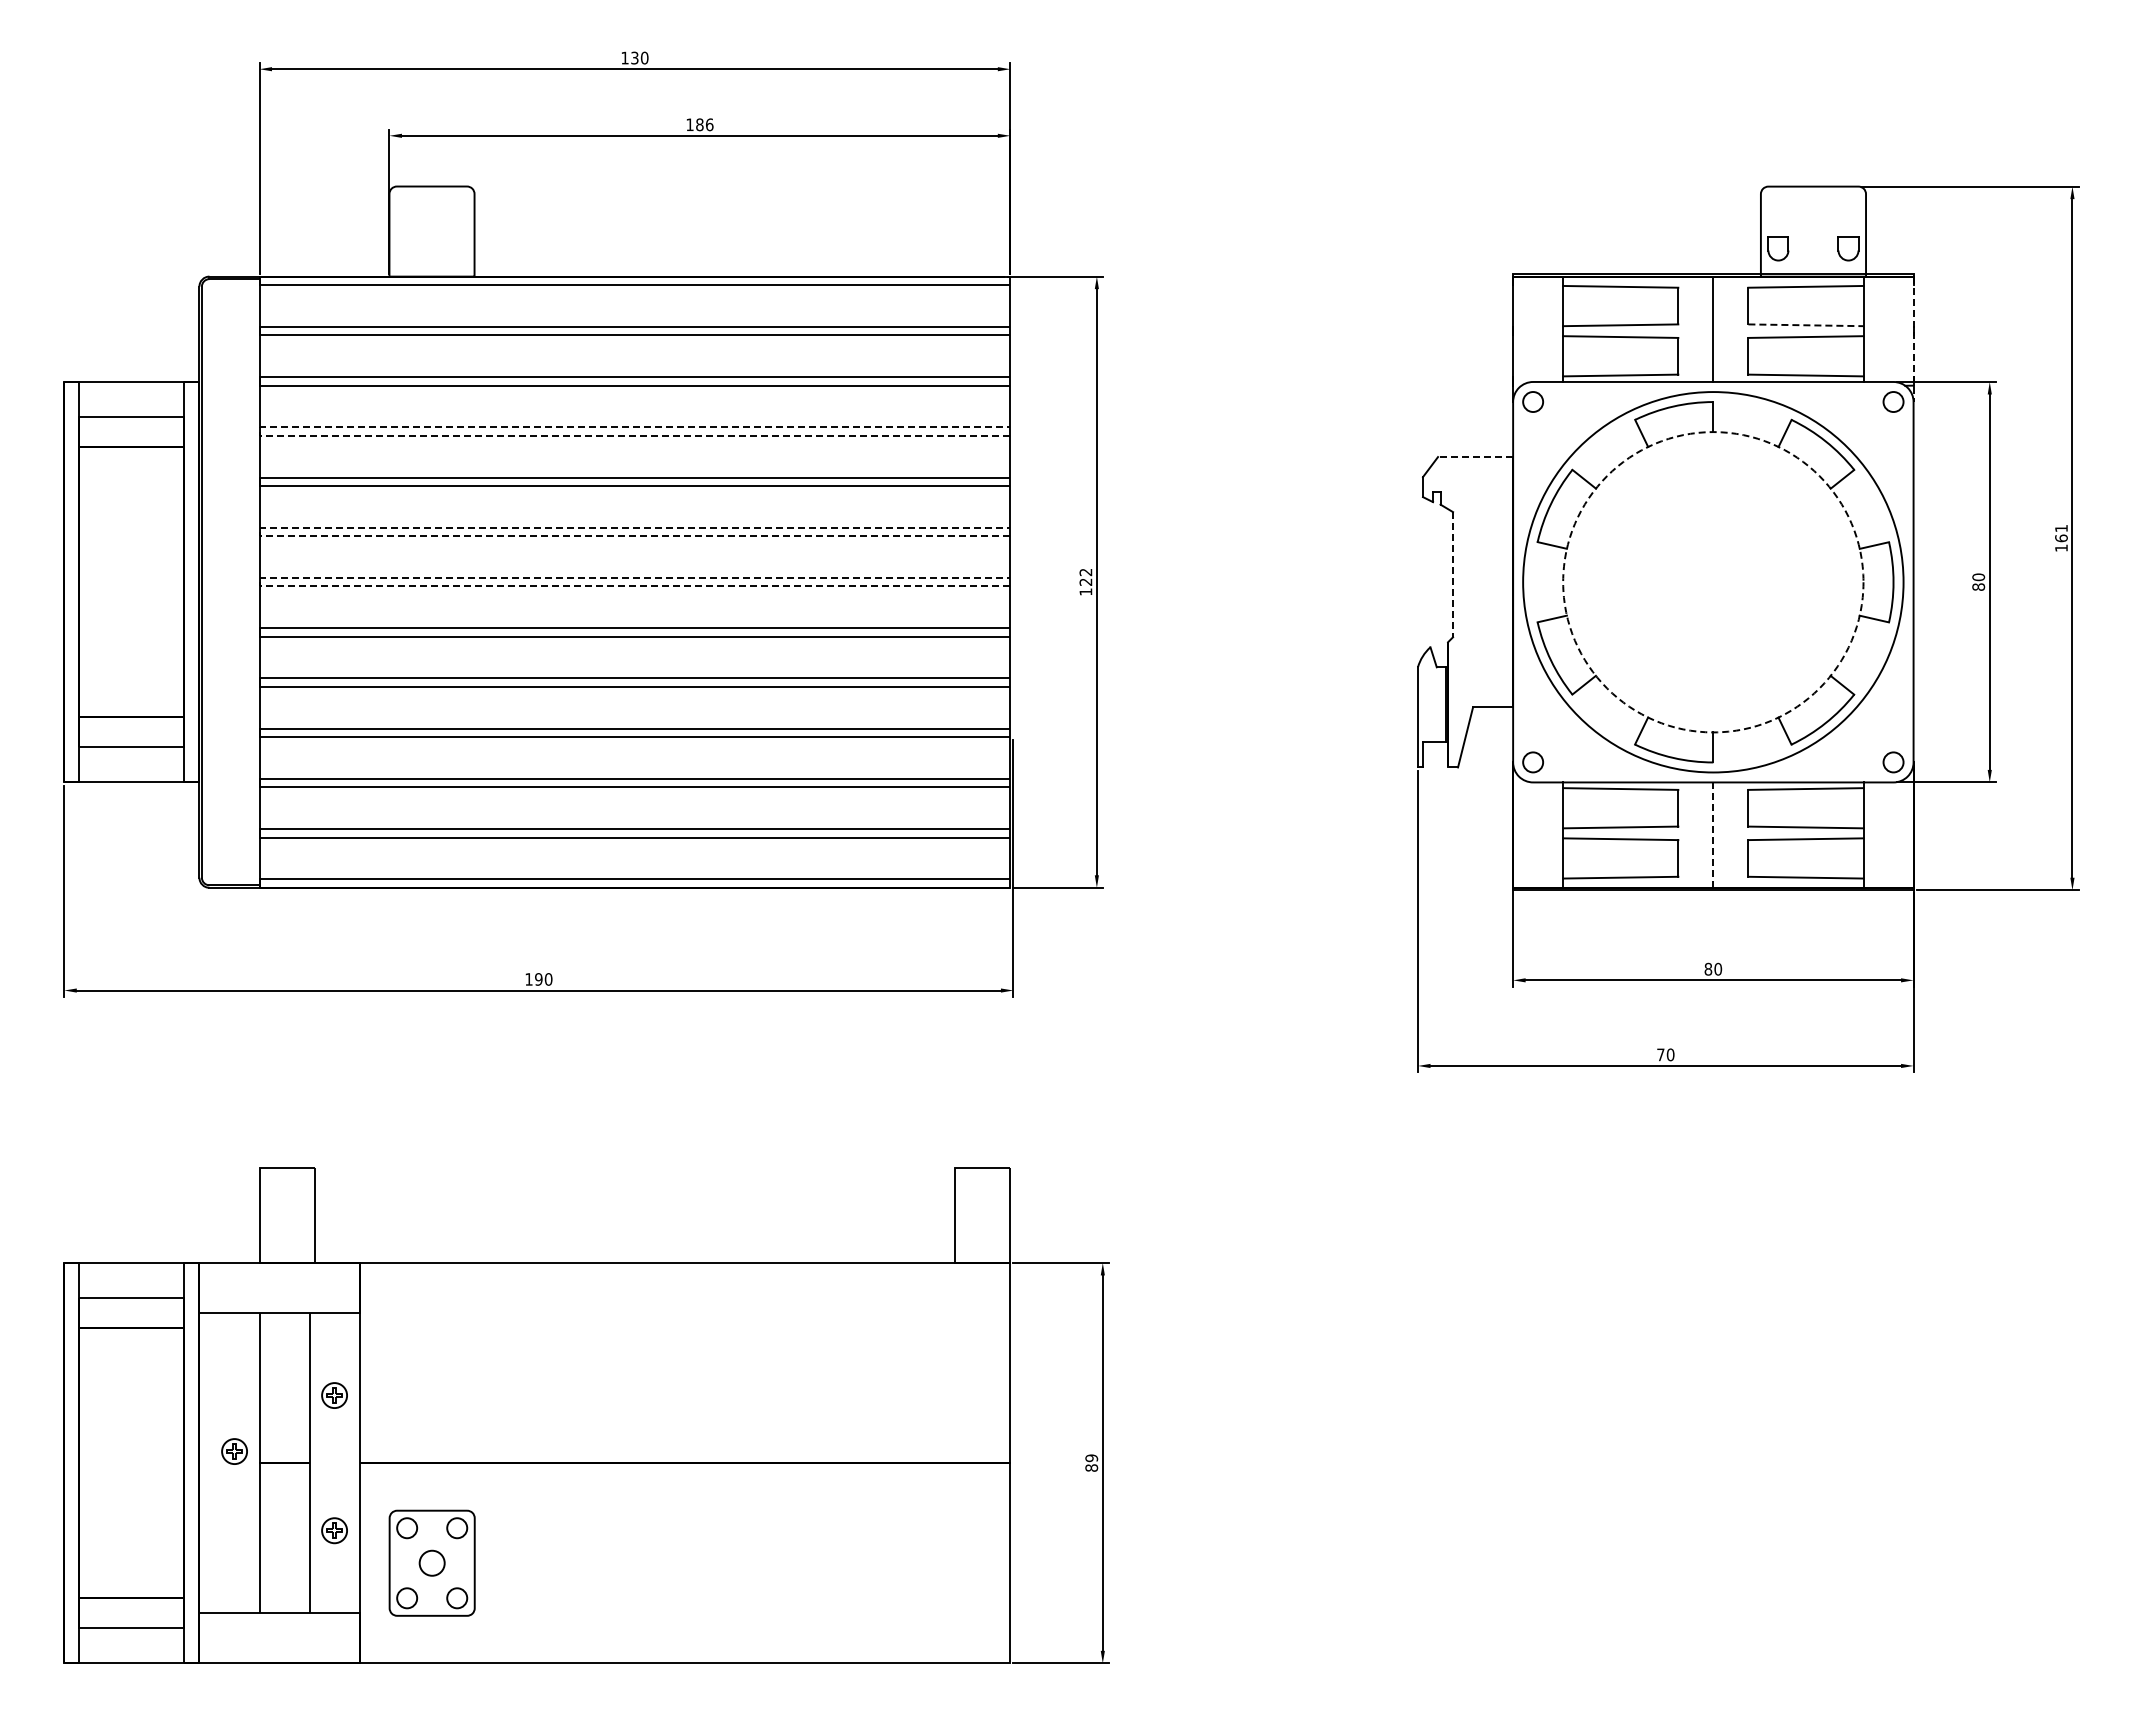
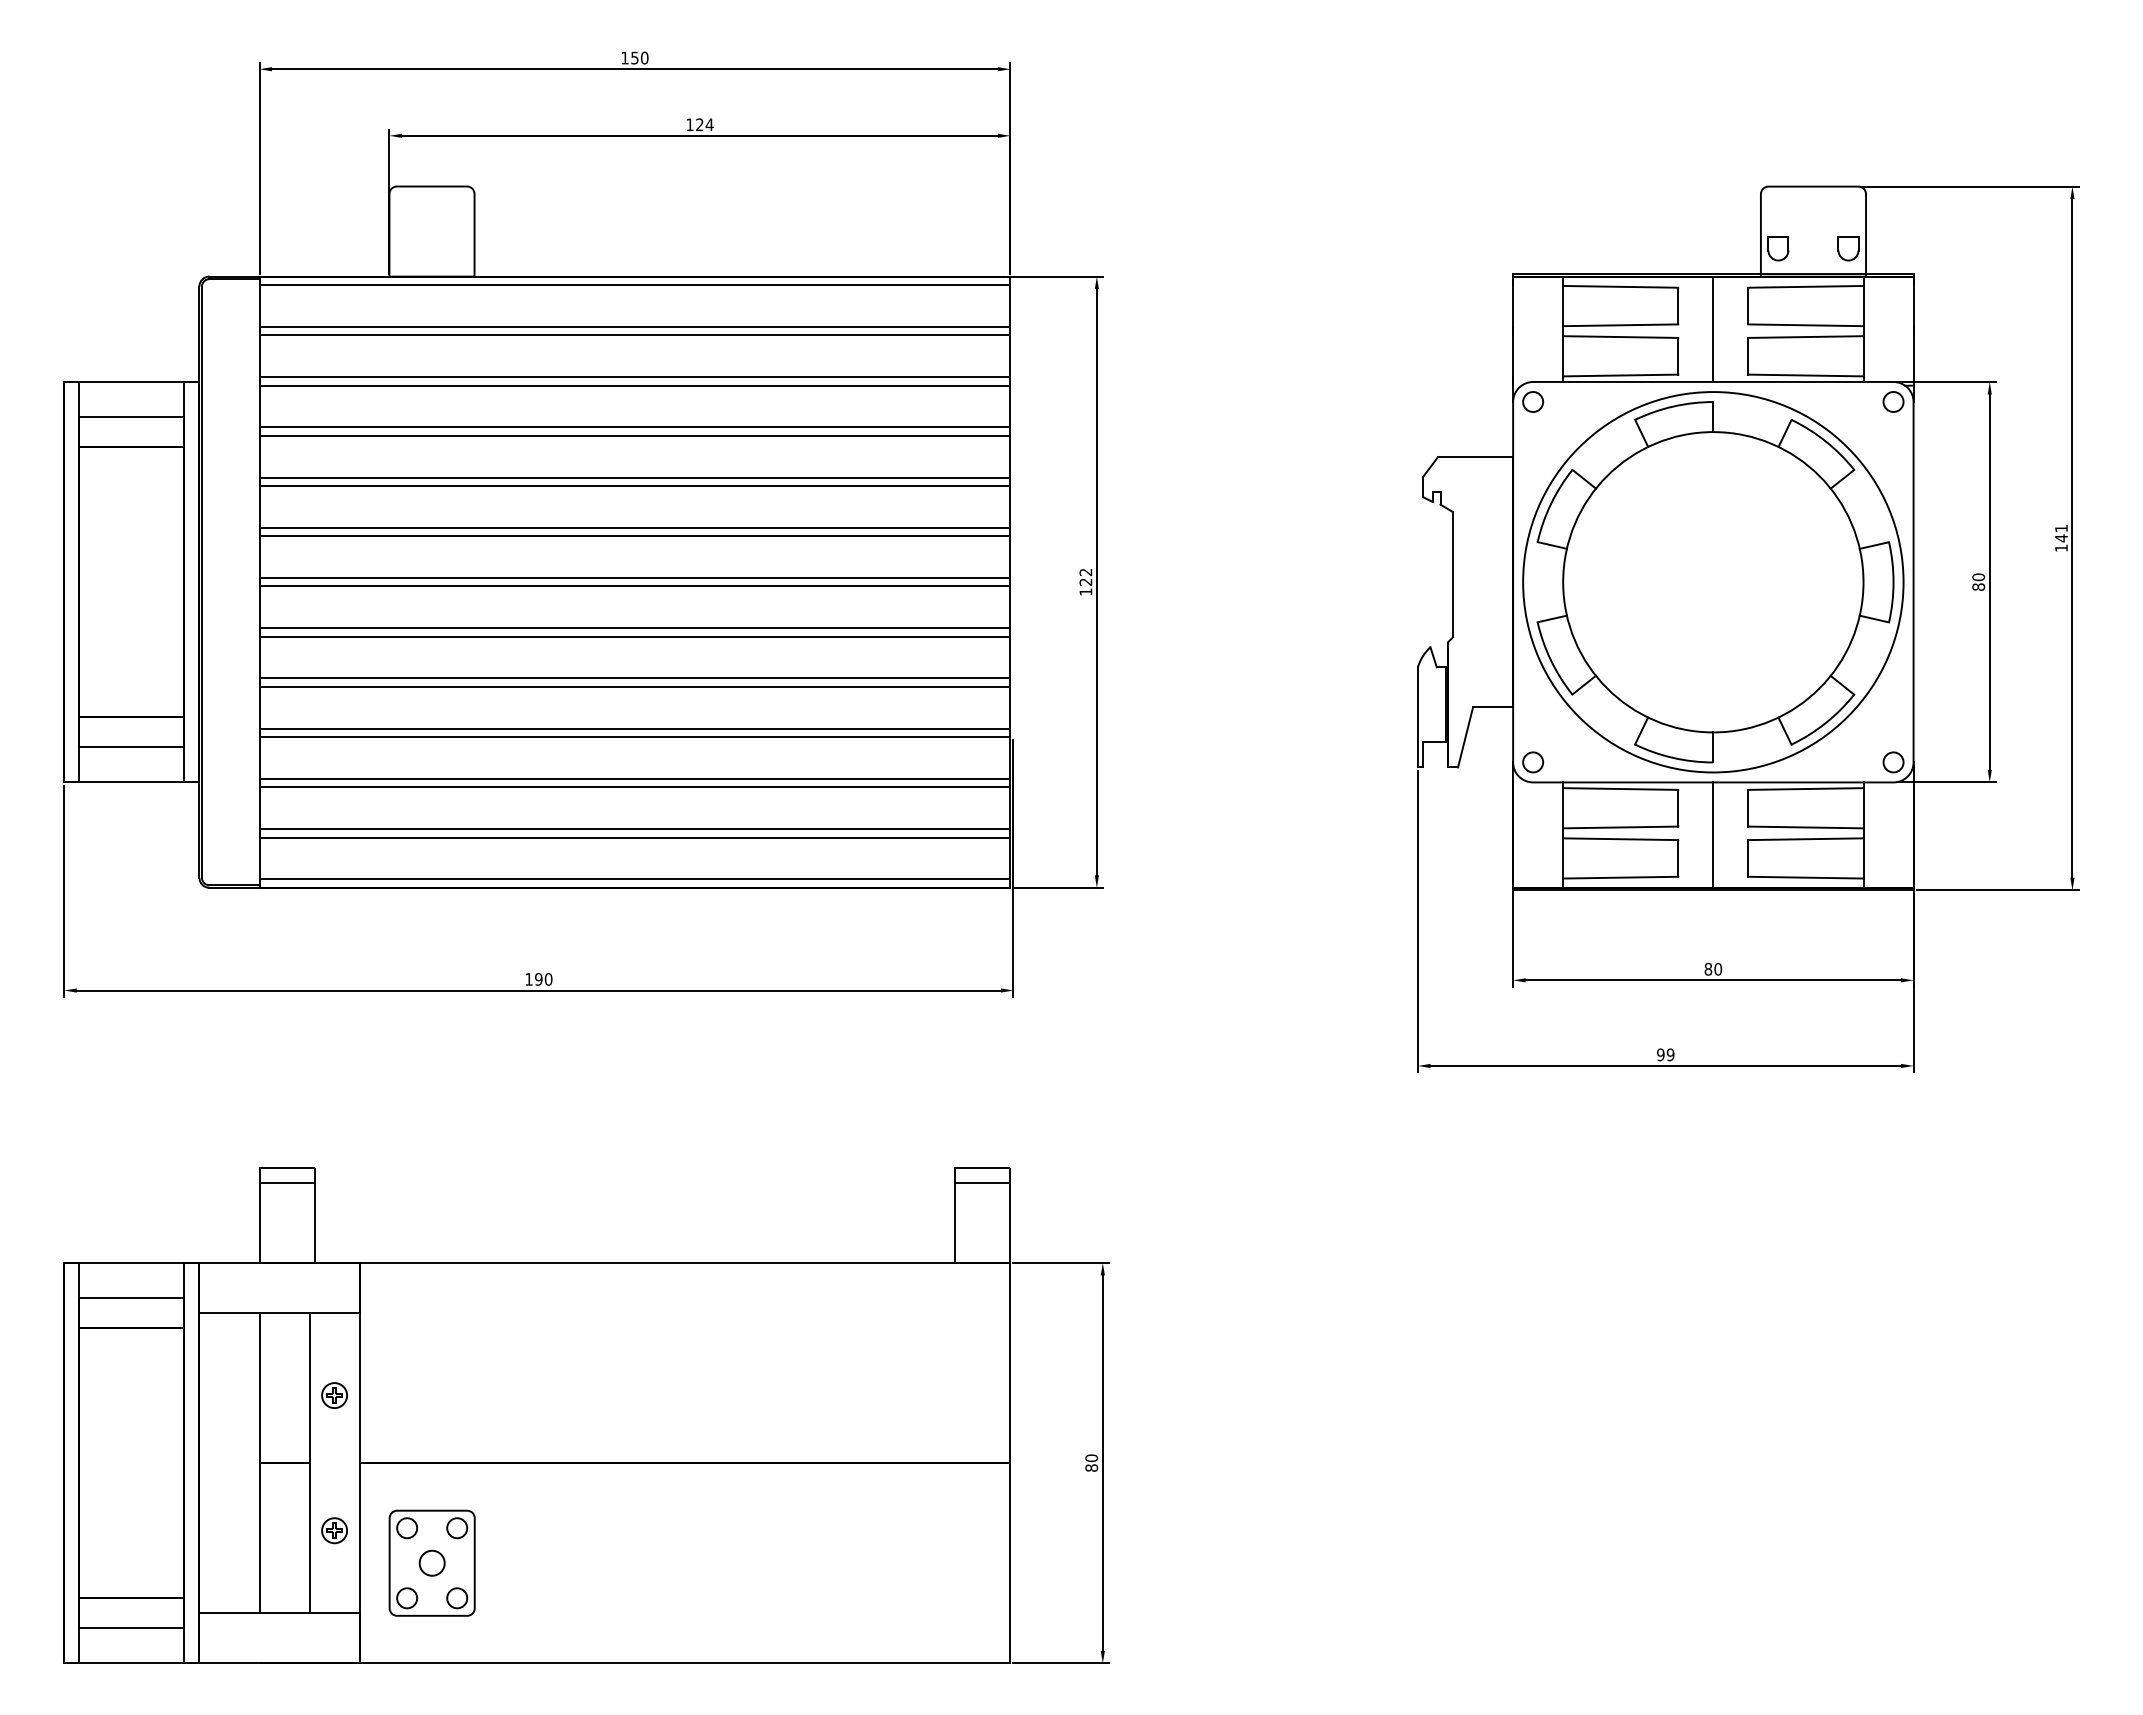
text: 130 -> 150 (634, 57)
text: 186 -> 124 (704, 124)
line: dashed -> solid (1805, 325)
line: dashed -> solid (1913, 339)
line: dashed -> solid (259, 431)
line: dashed -> solid (1475, 457)
line: dashed -> solid (259, 531)
text: 161 -> 141 (2061, 538)
line: dashed -> solid (1453, 574)
line: dashed -> solid (259, 581)
circle: dashed -> solid (1713, 582)
line: dashed -> solid (1713, 835)
text: 70 -> 99 (1665, 1054)
line: none -> present (286, 1182)
line: none -> present (982, 1182)
part: present -> none (234, 1451)
text: 89 -> 80 (1091, 1458)
